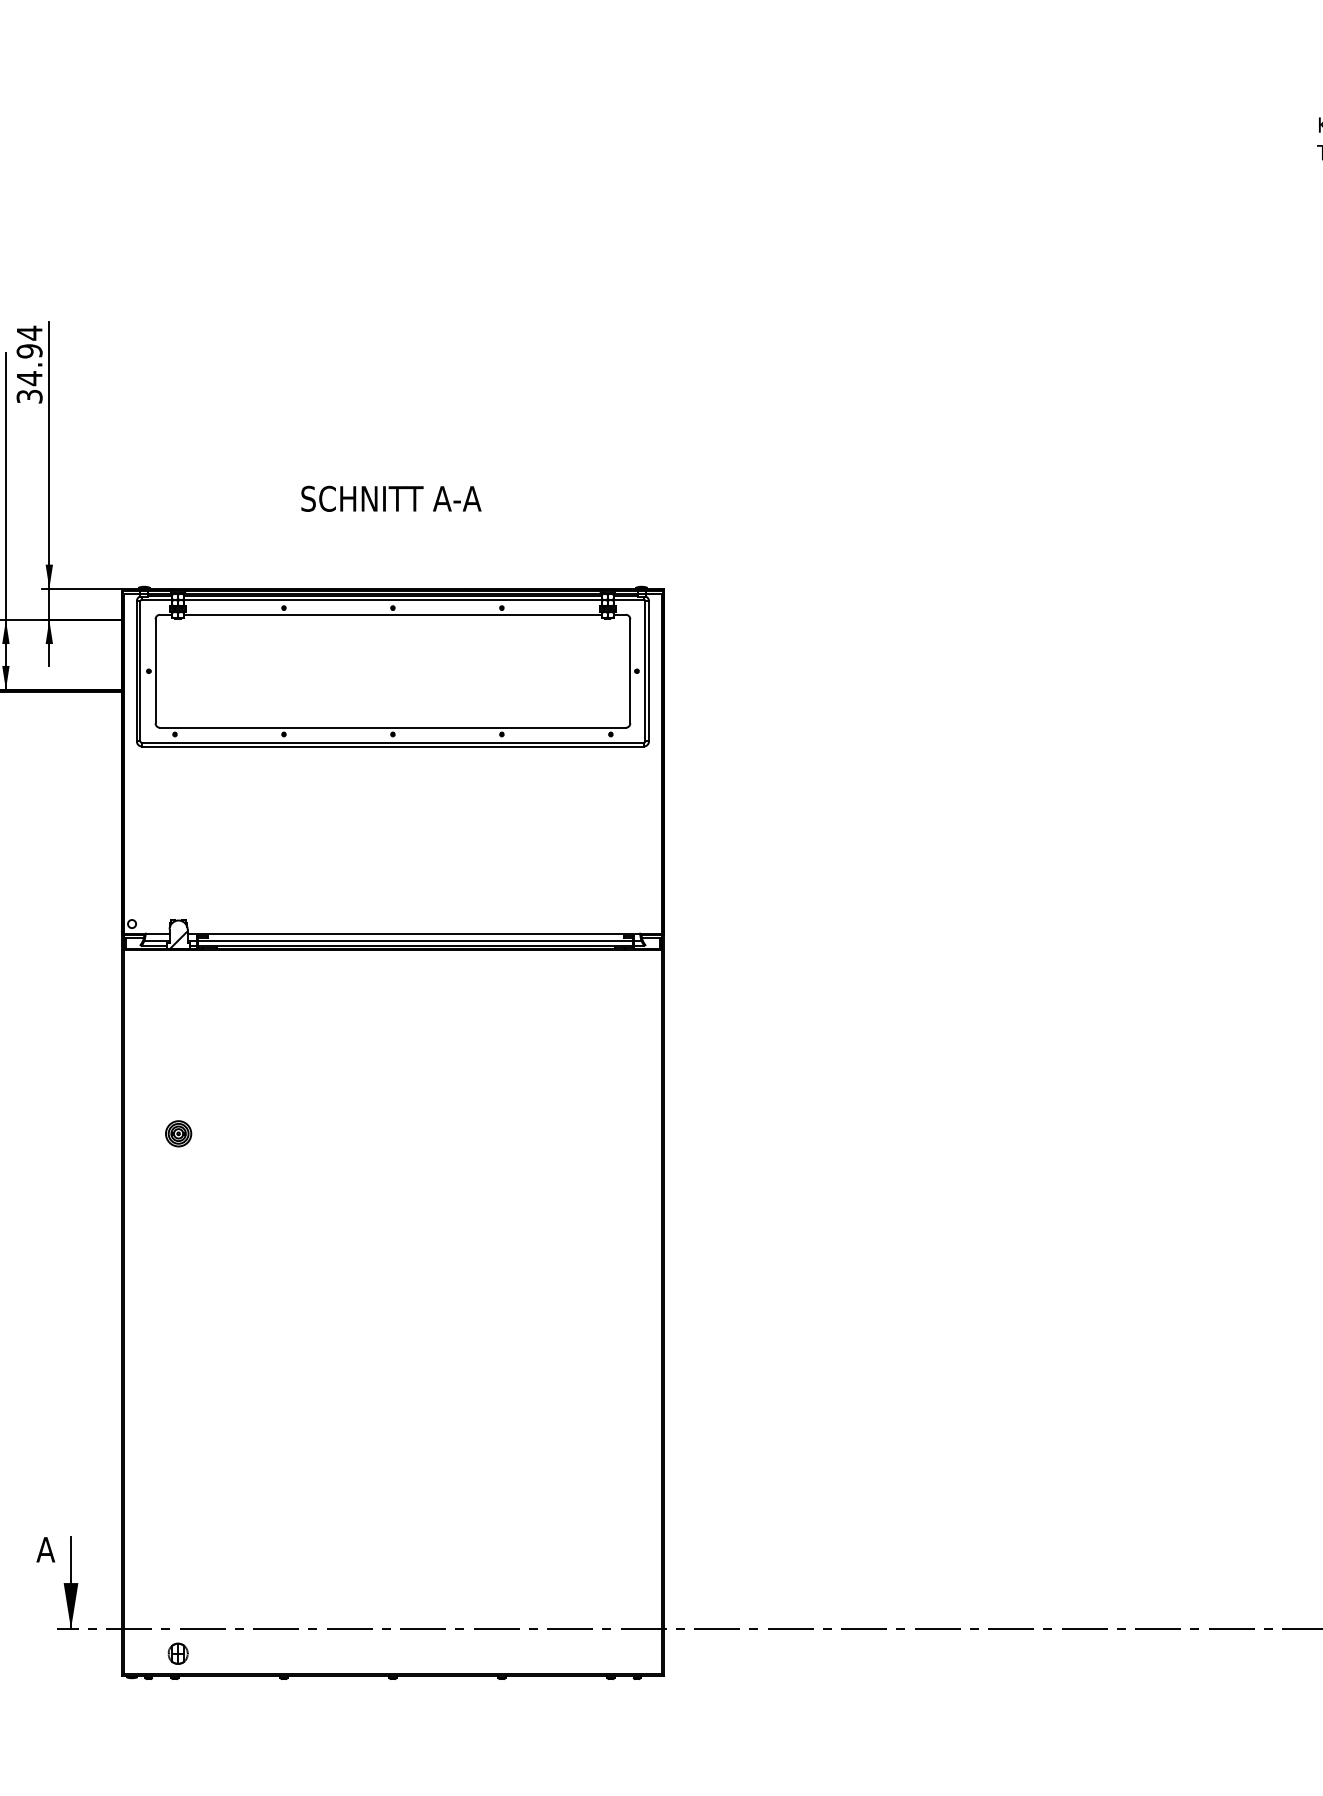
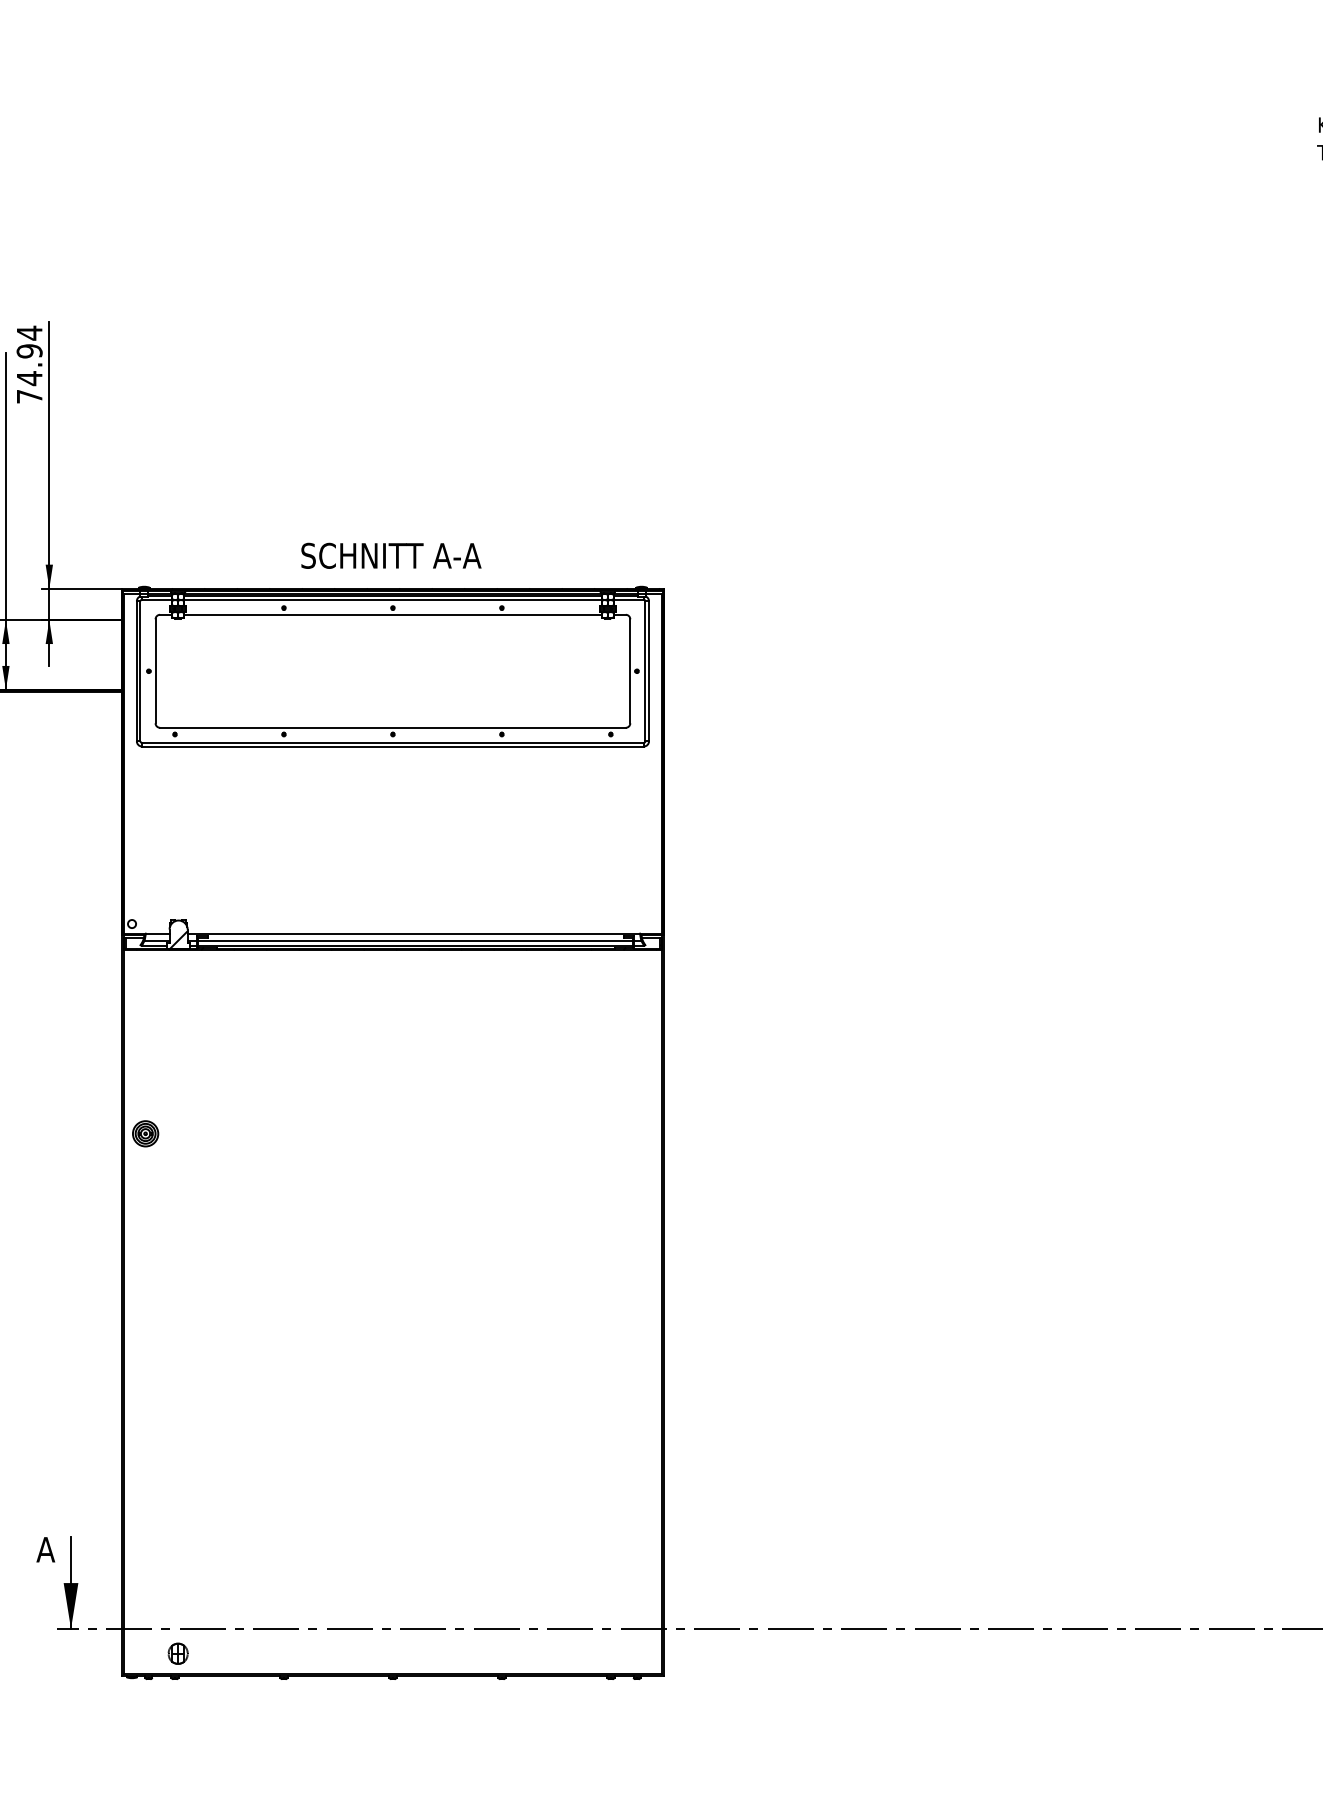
text: 34.94 -> 74.94 (29, 396)
text position: (391, 498) -> (391, 555) (391, 555)
part position: (178, 1133) -> (145, 1133) (145, 1133)
